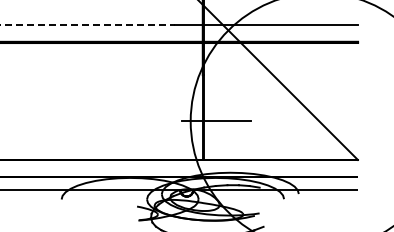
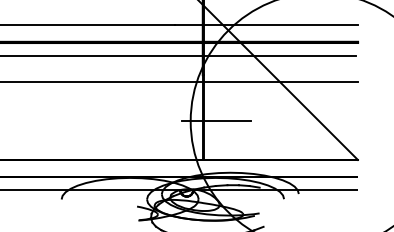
line: dashed -> solid (88, 24)
line: none -> present (178, 55)
line: none -> present (179, 81)
